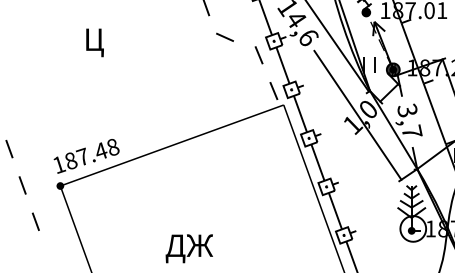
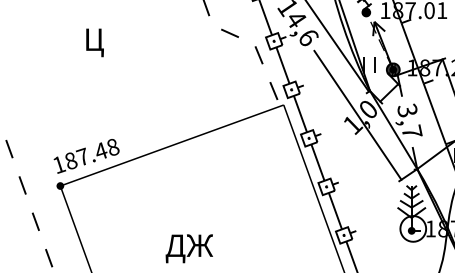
line position: (224, 36) -> (229, 32) (229, 32)
line: none -> present (49, 258)
